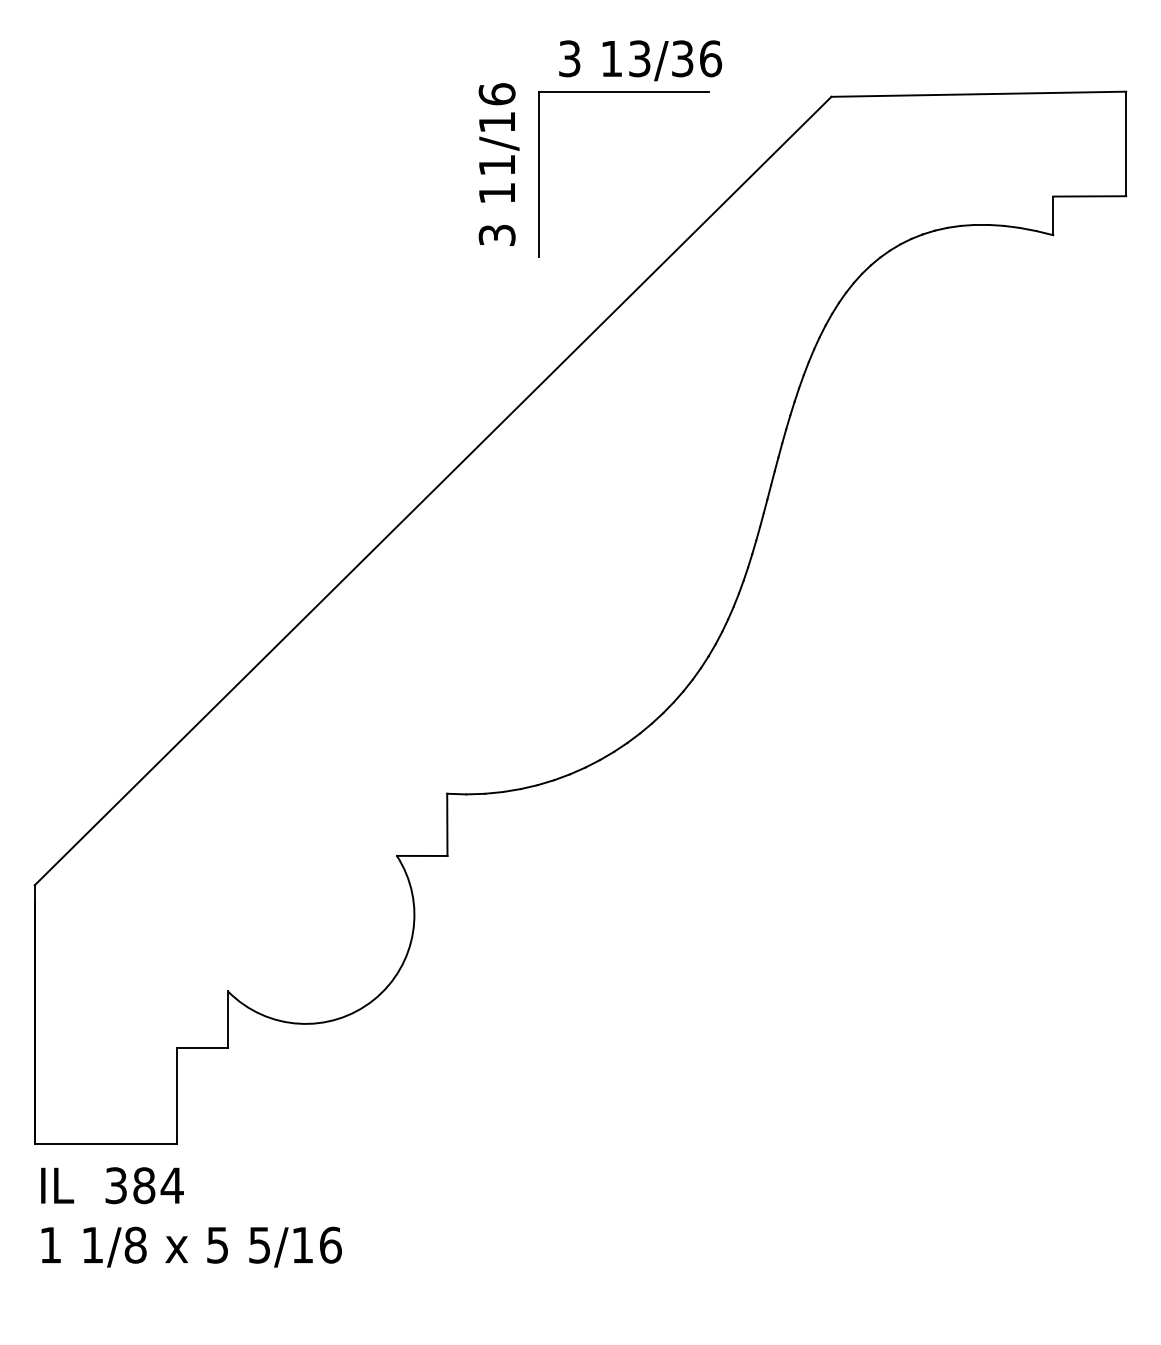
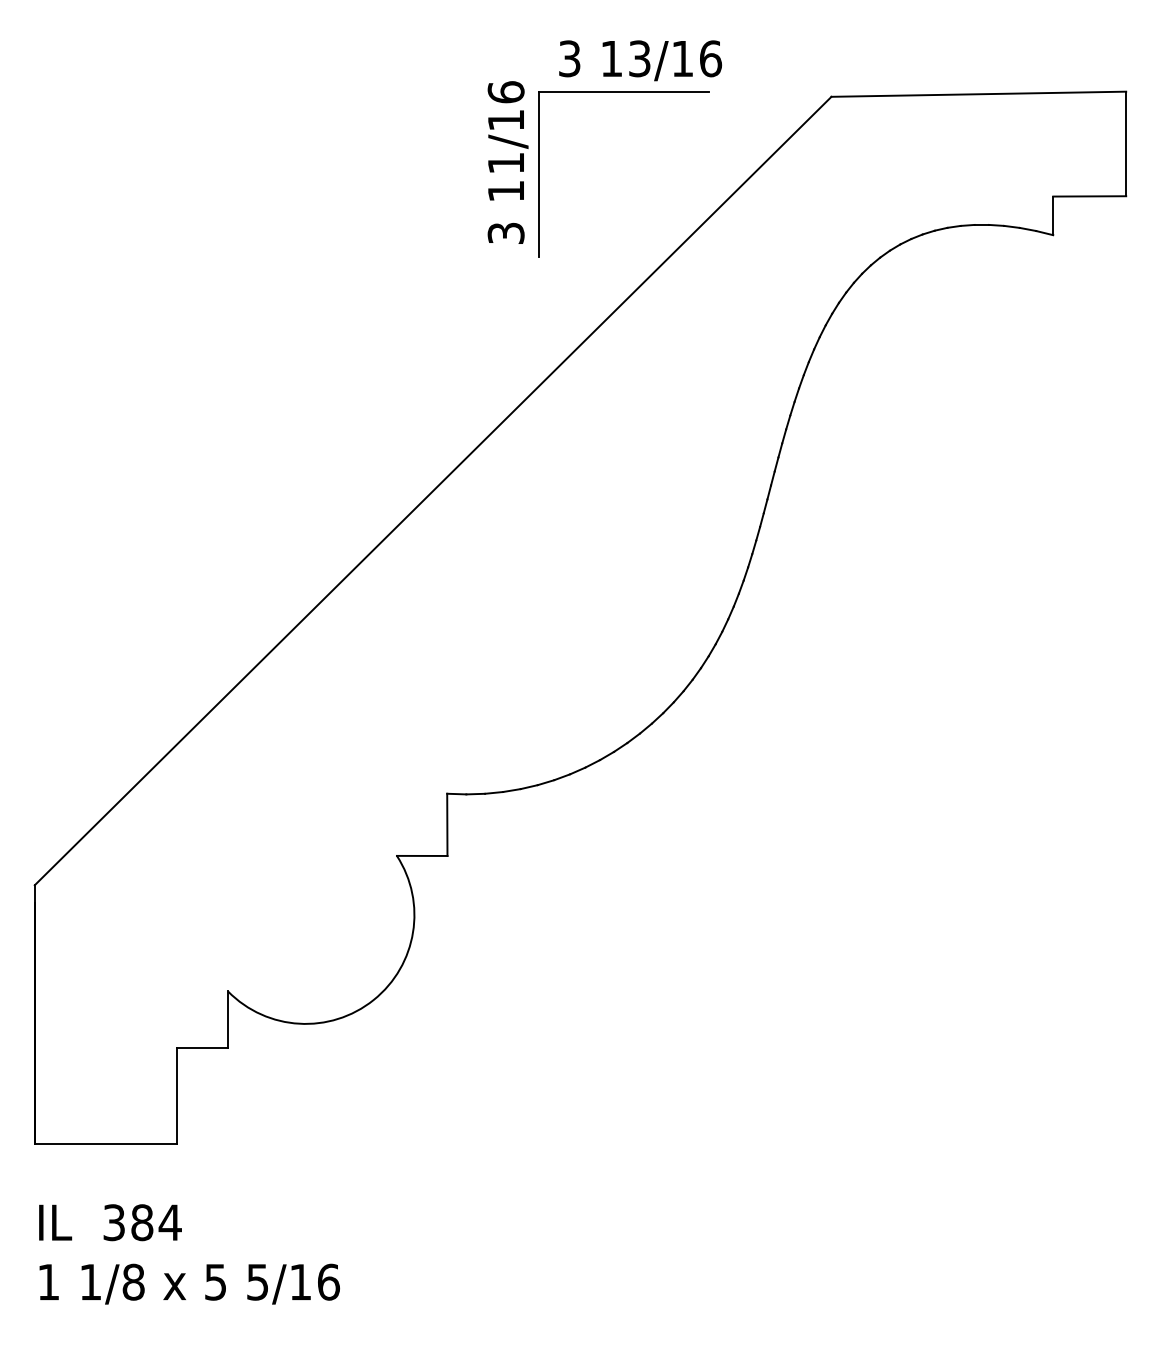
text: 13/36 -> 13/16 (682, 58)
text position: (498, 164) -> (507, 162) (507, 162)
text position: (191, 1217) -> (189, 1254) (189, 1254)
